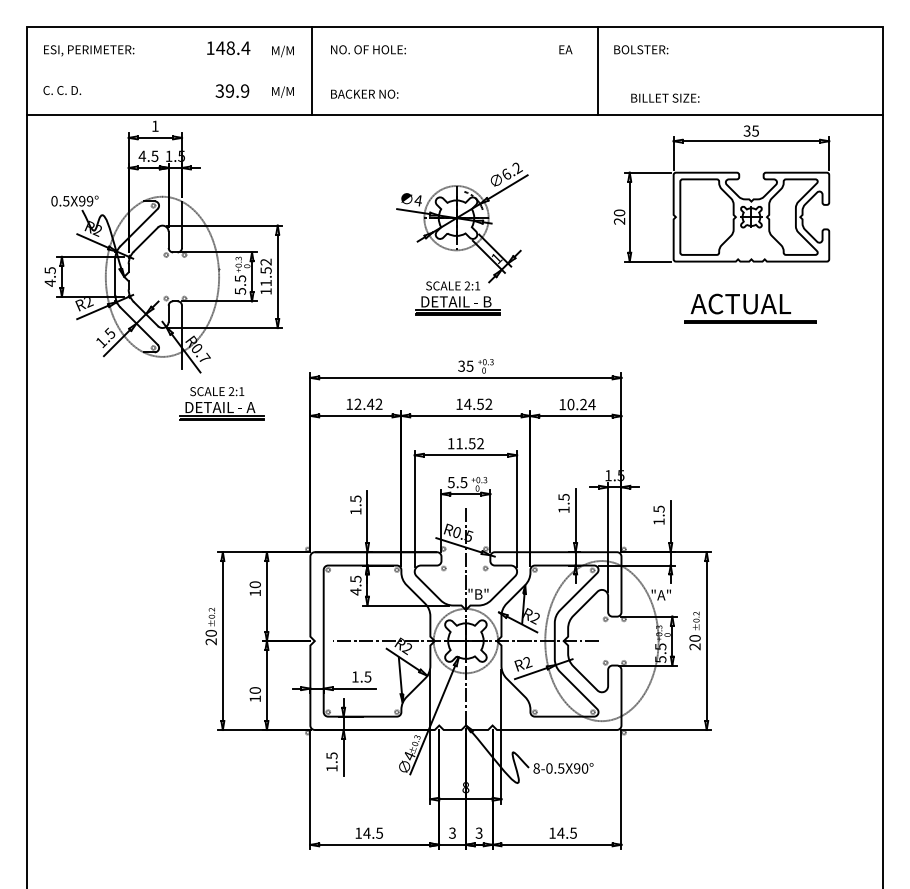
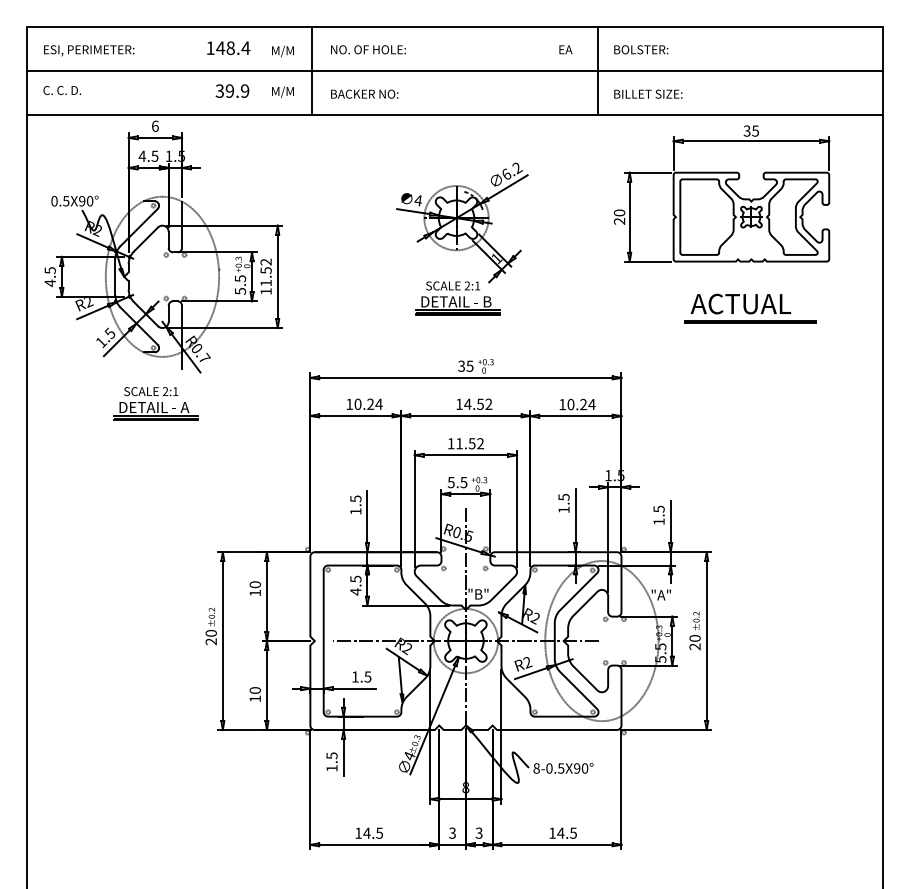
line: none -> present (454, 71)
text position: (665, 97) -> (648, 93) (648, 93)
text: 1 -> 6 (155, 125)
text: 0.5X99° -> 0.5X90° (89, 201)
part position: (221, 403) -> (155, 403) (155, 403)
text: 12.42 -> 10.24 (368, 403)
